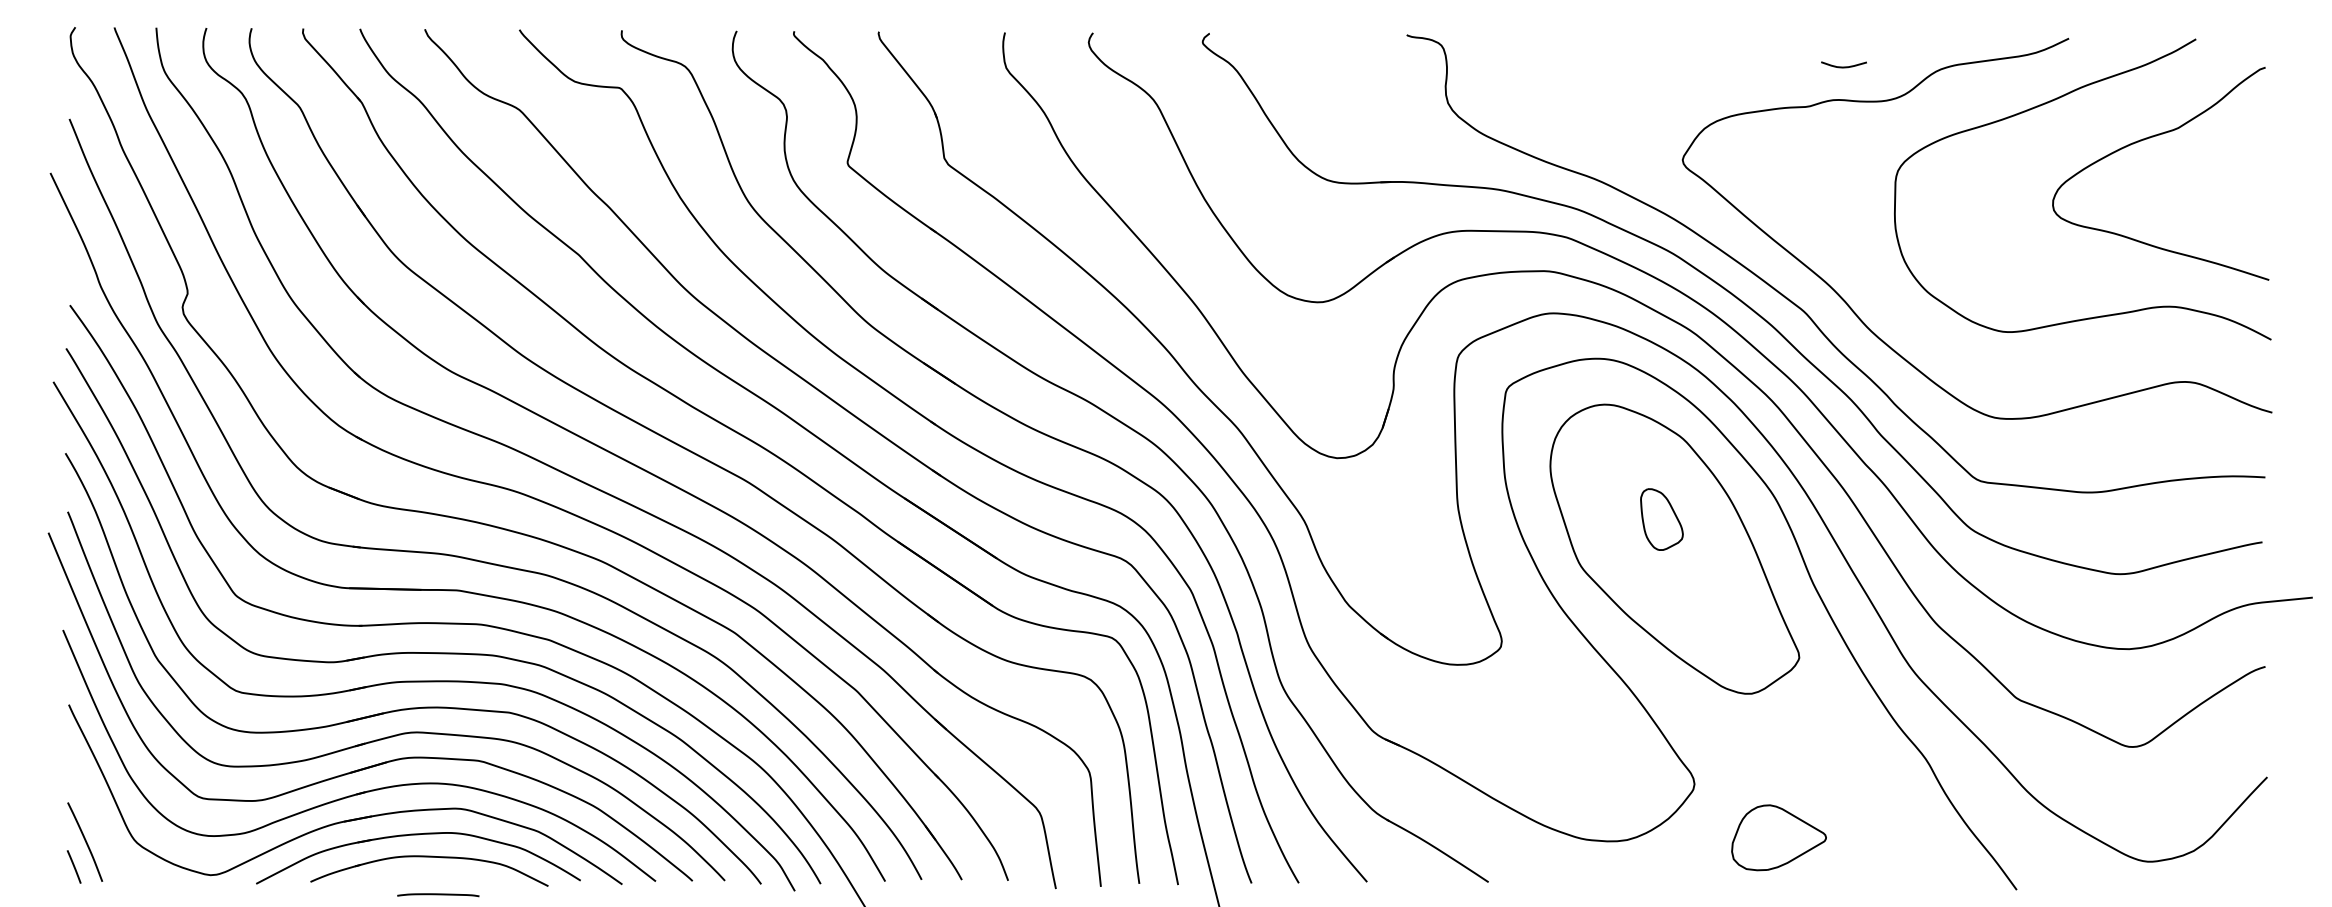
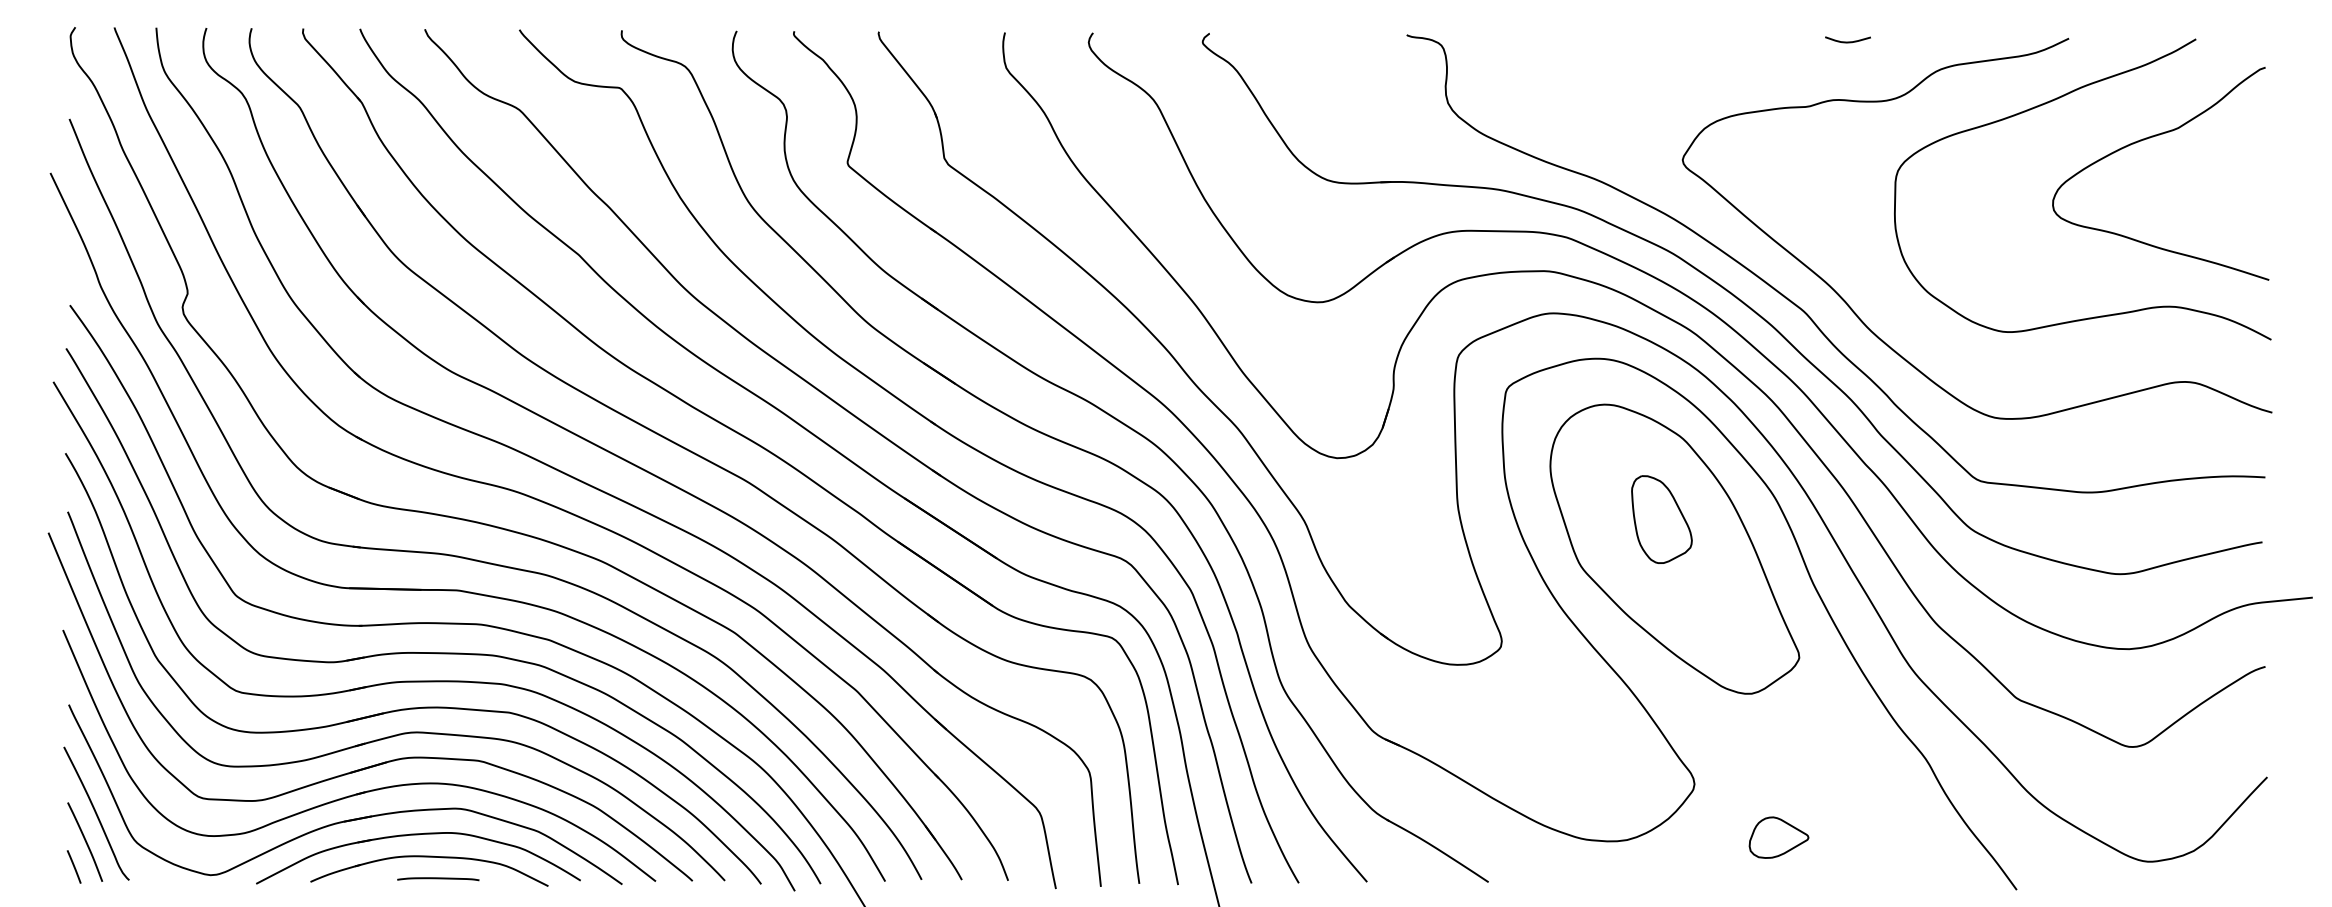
curve position: (1843, 66) -> (1847, 41) (1847, 41)
part size: 44x63 px -> 62x89 px (1661, 519)
curve: none -> present (96, 813)
part size: 96x68 px -> 62x43 px (1778, 837)
curve position: (438, 895) -> (438, 879) (438, 879)
